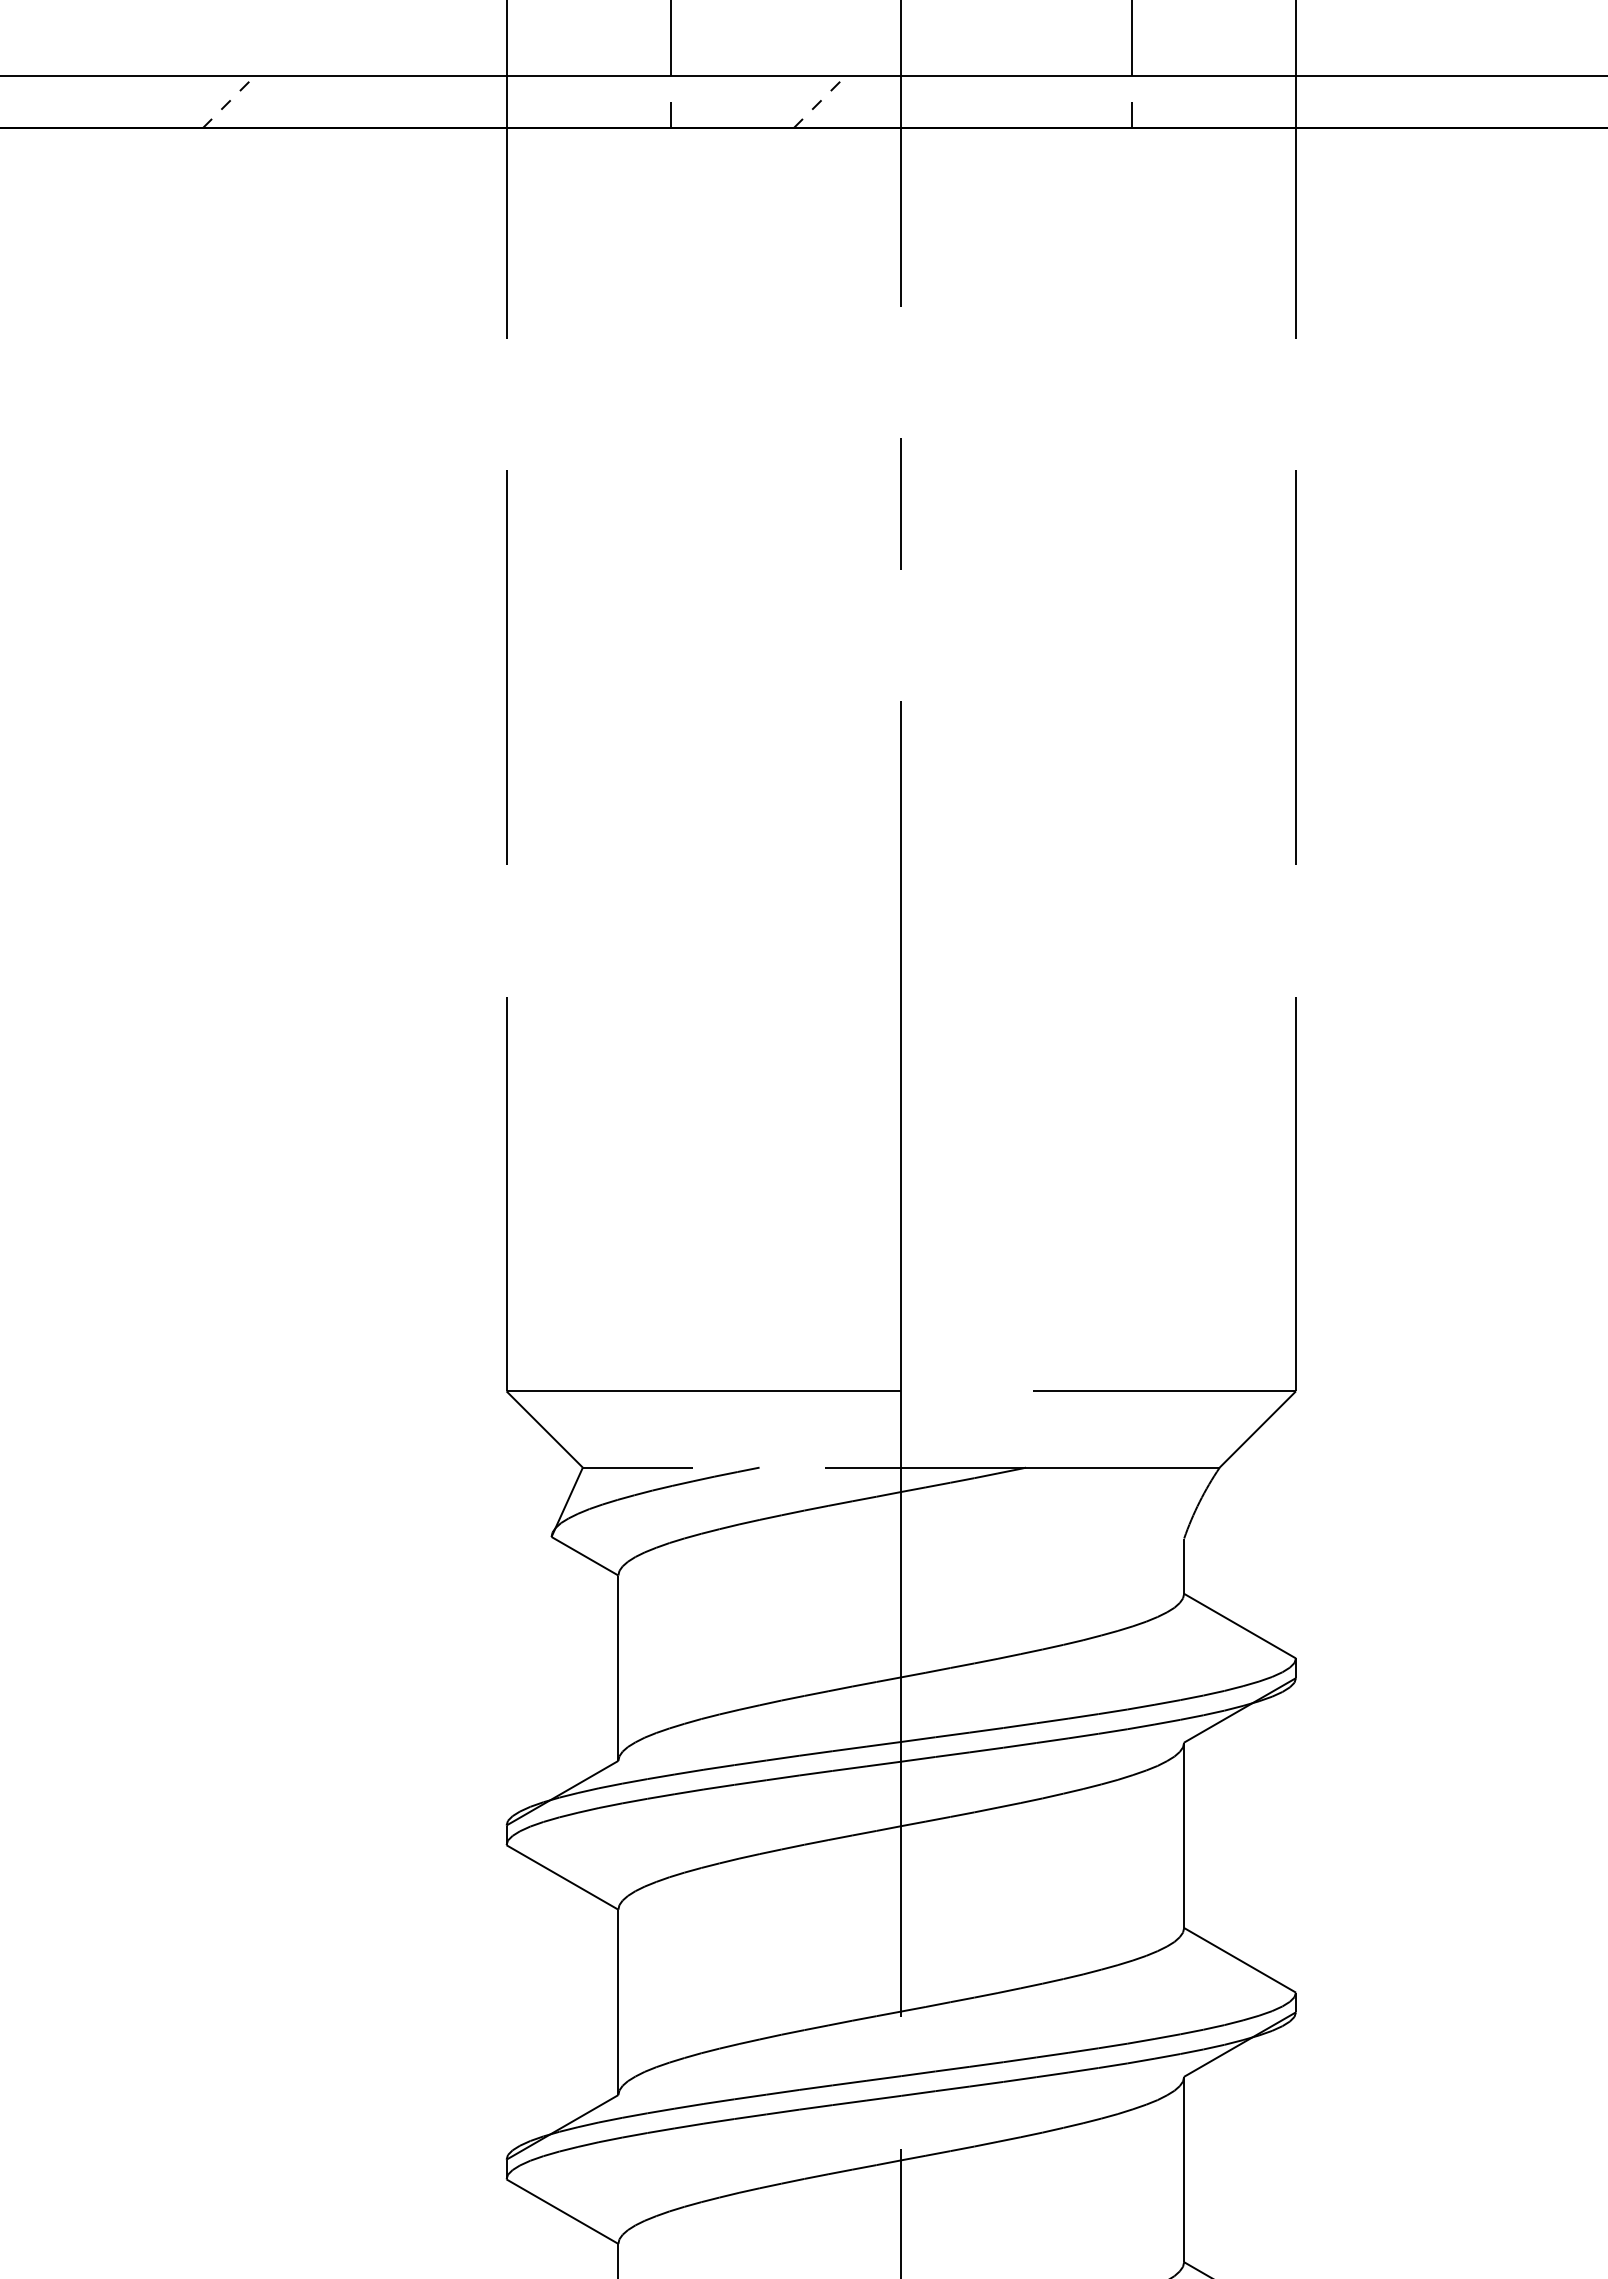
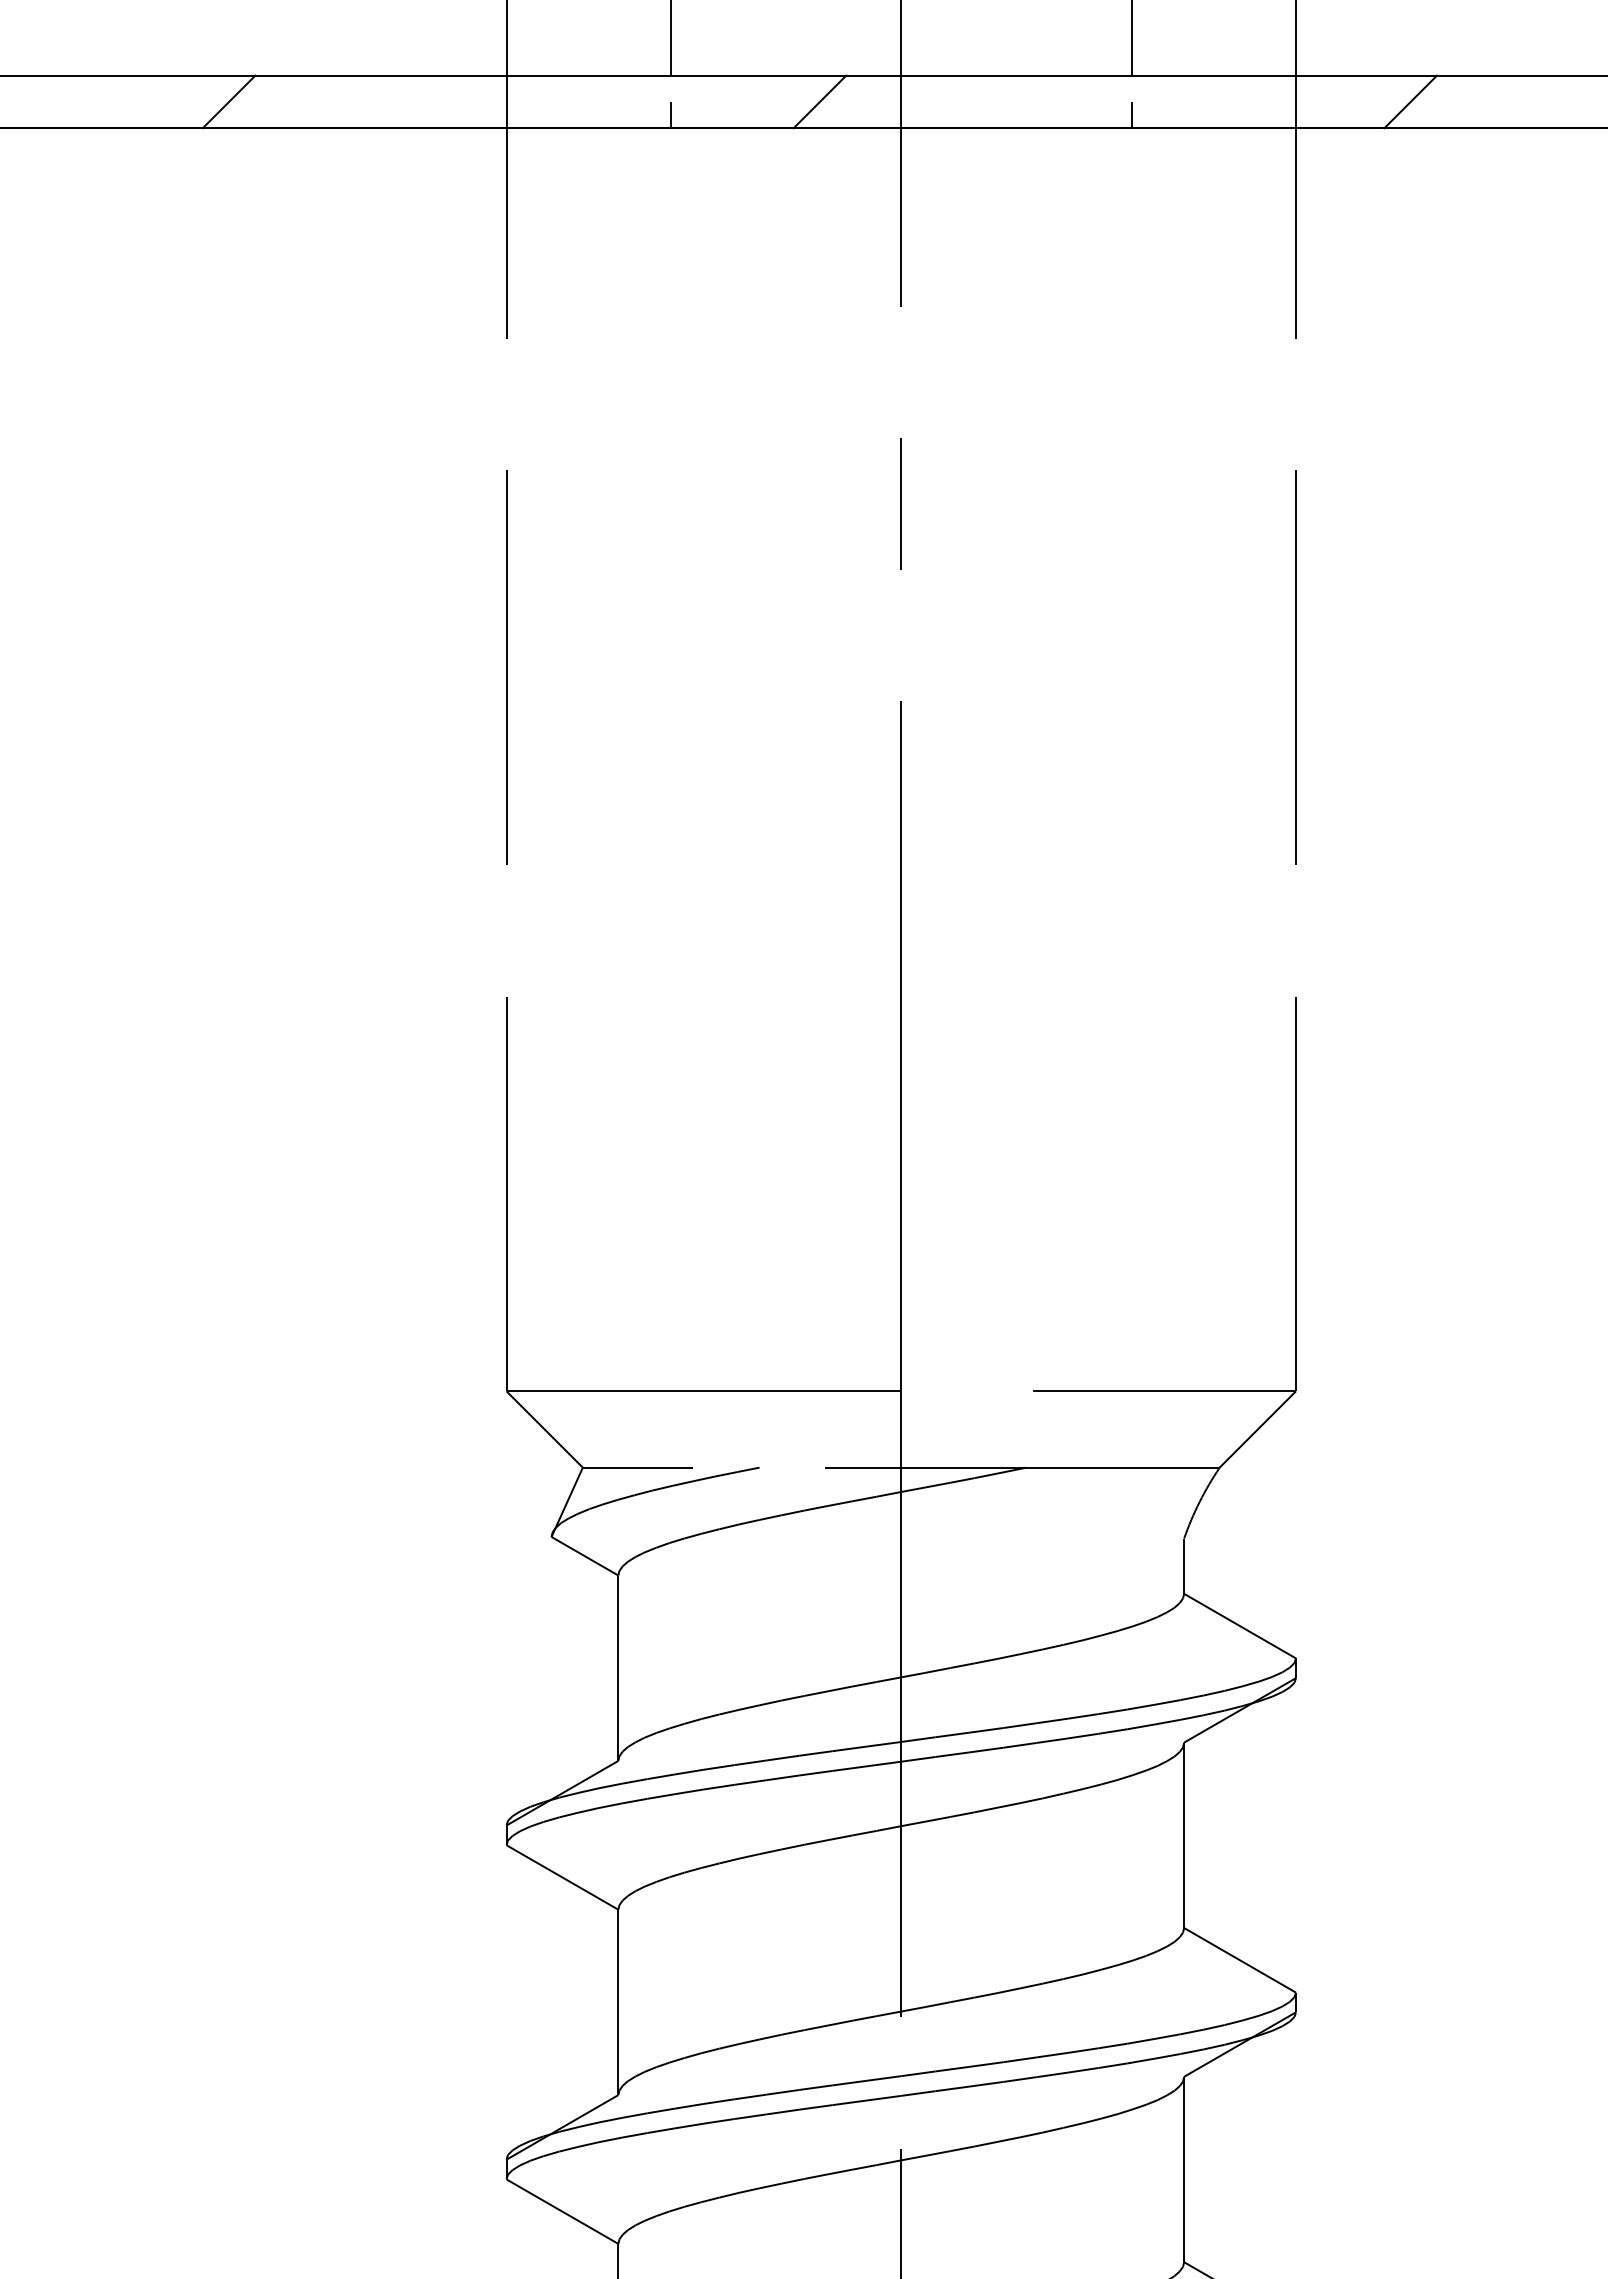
line: dashed -> solid (229, 101)
line: dashed -> solid (820, 101)
line: none -> present (1410, 101)
